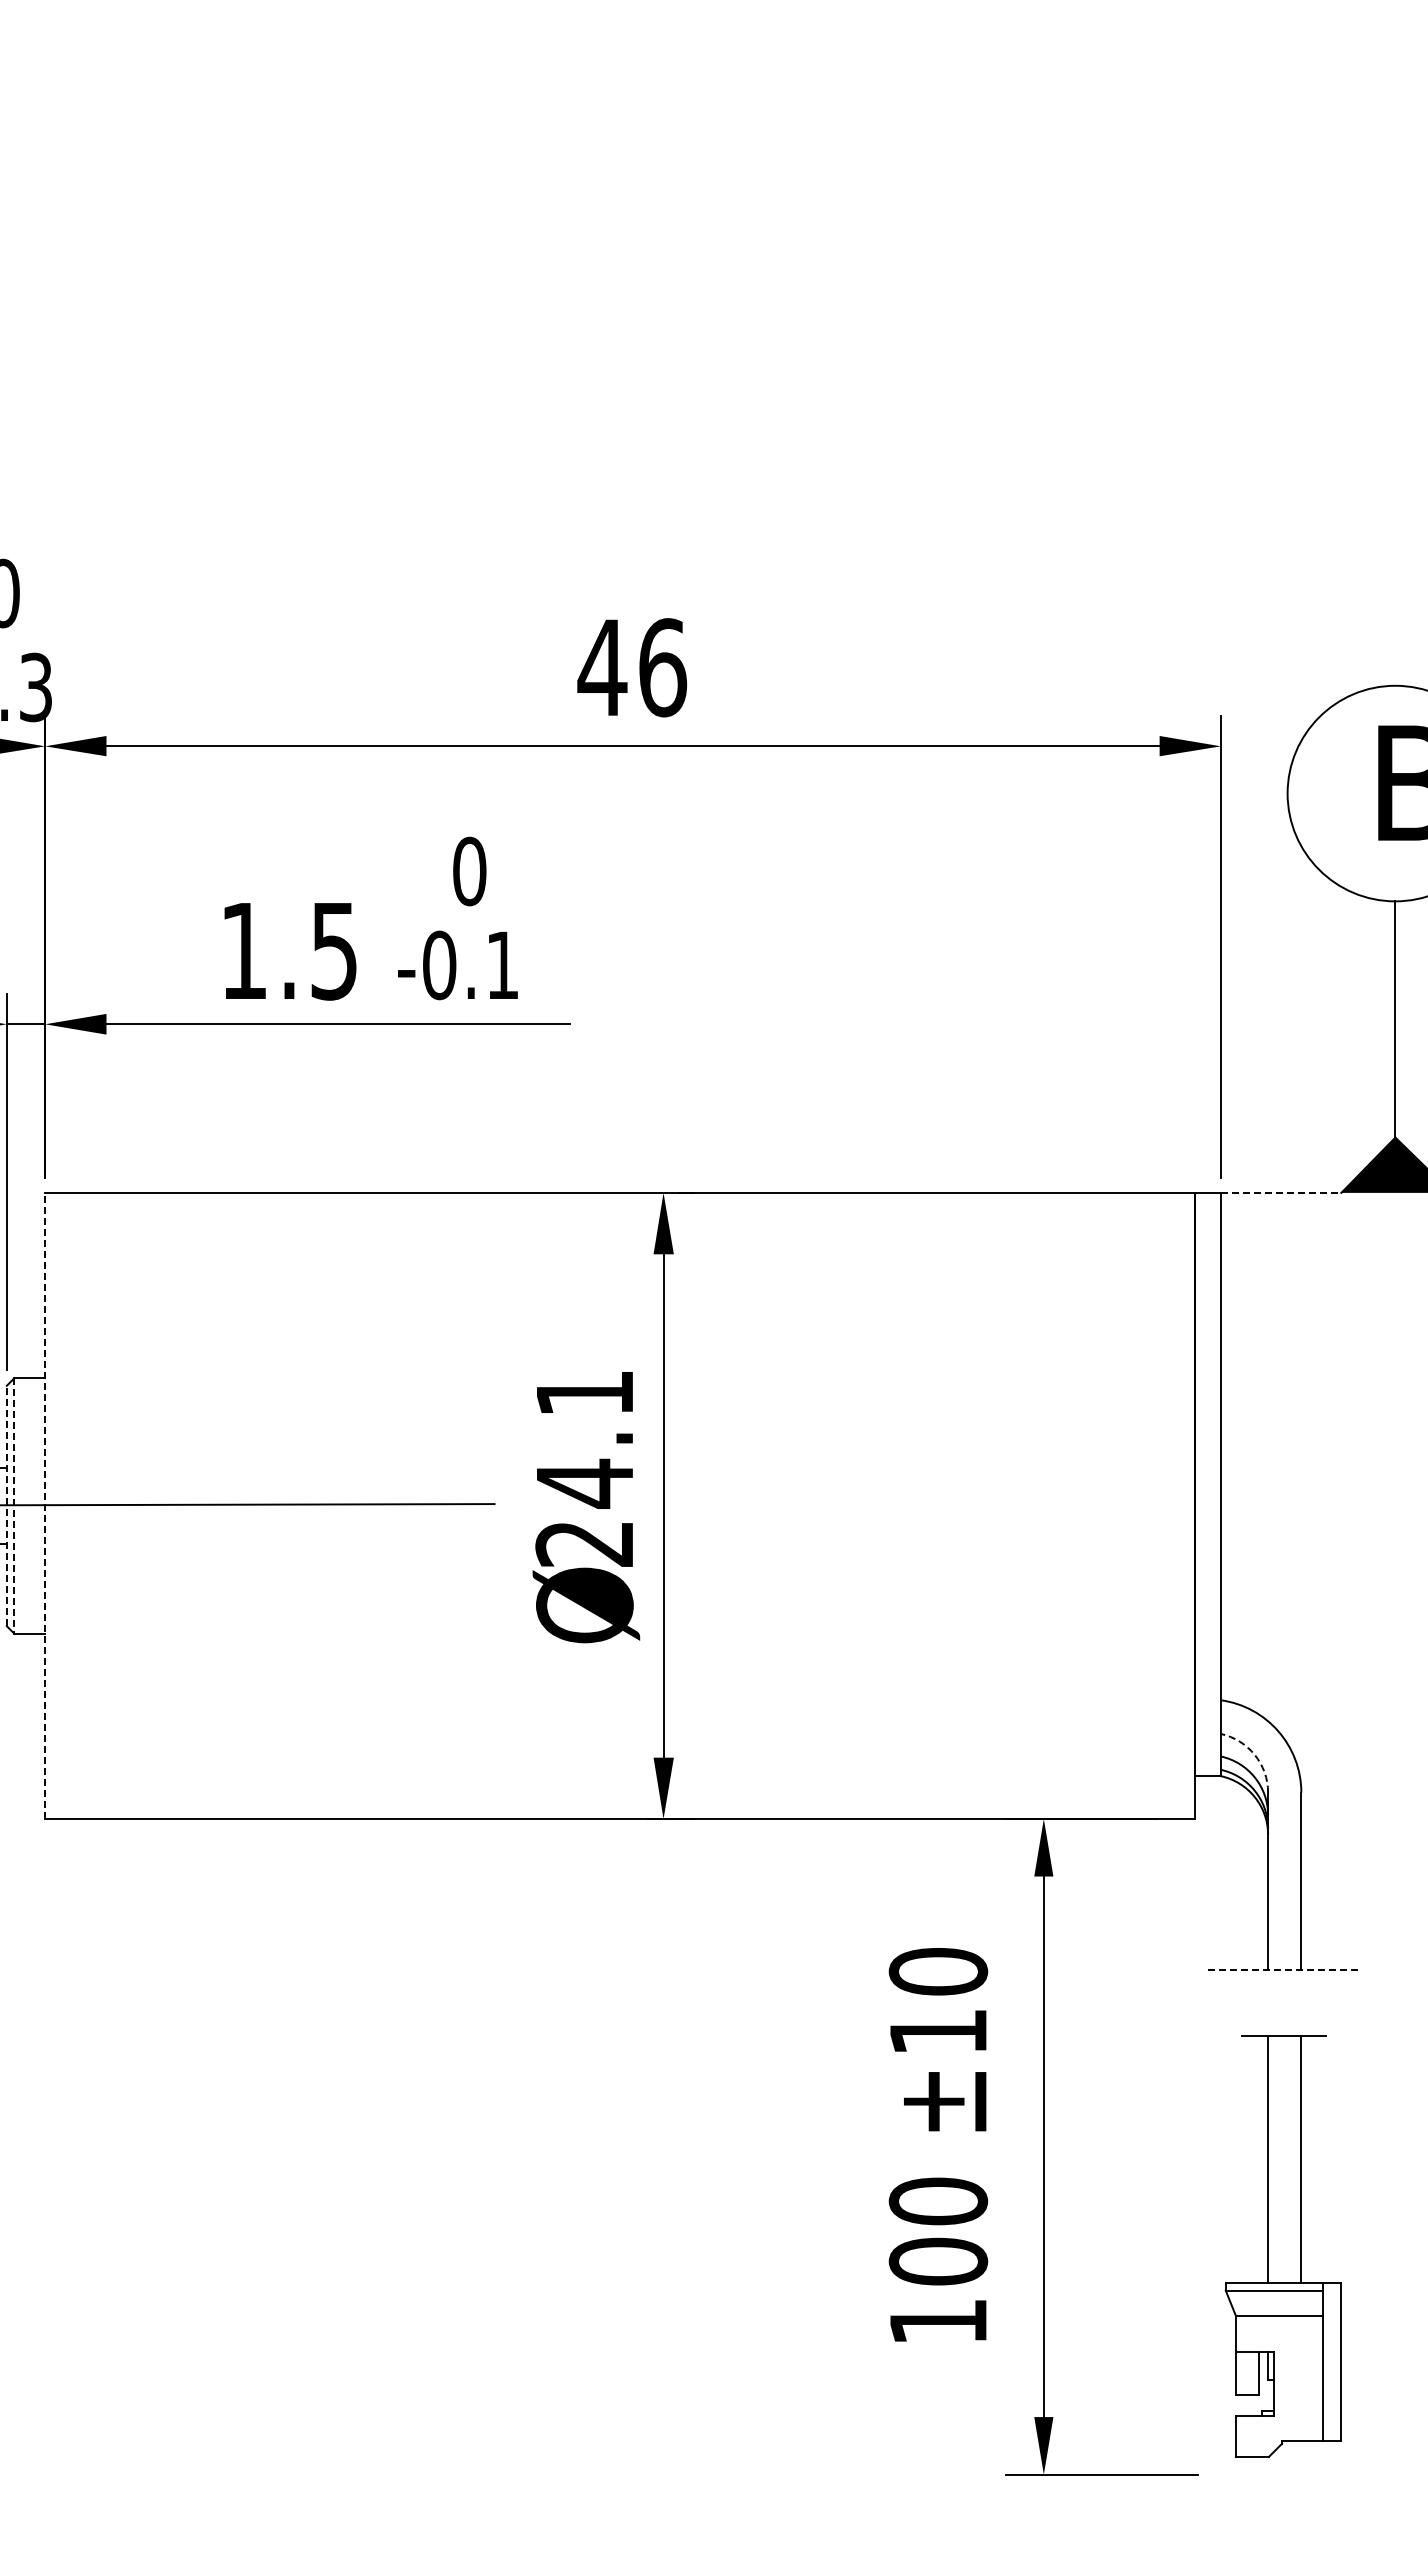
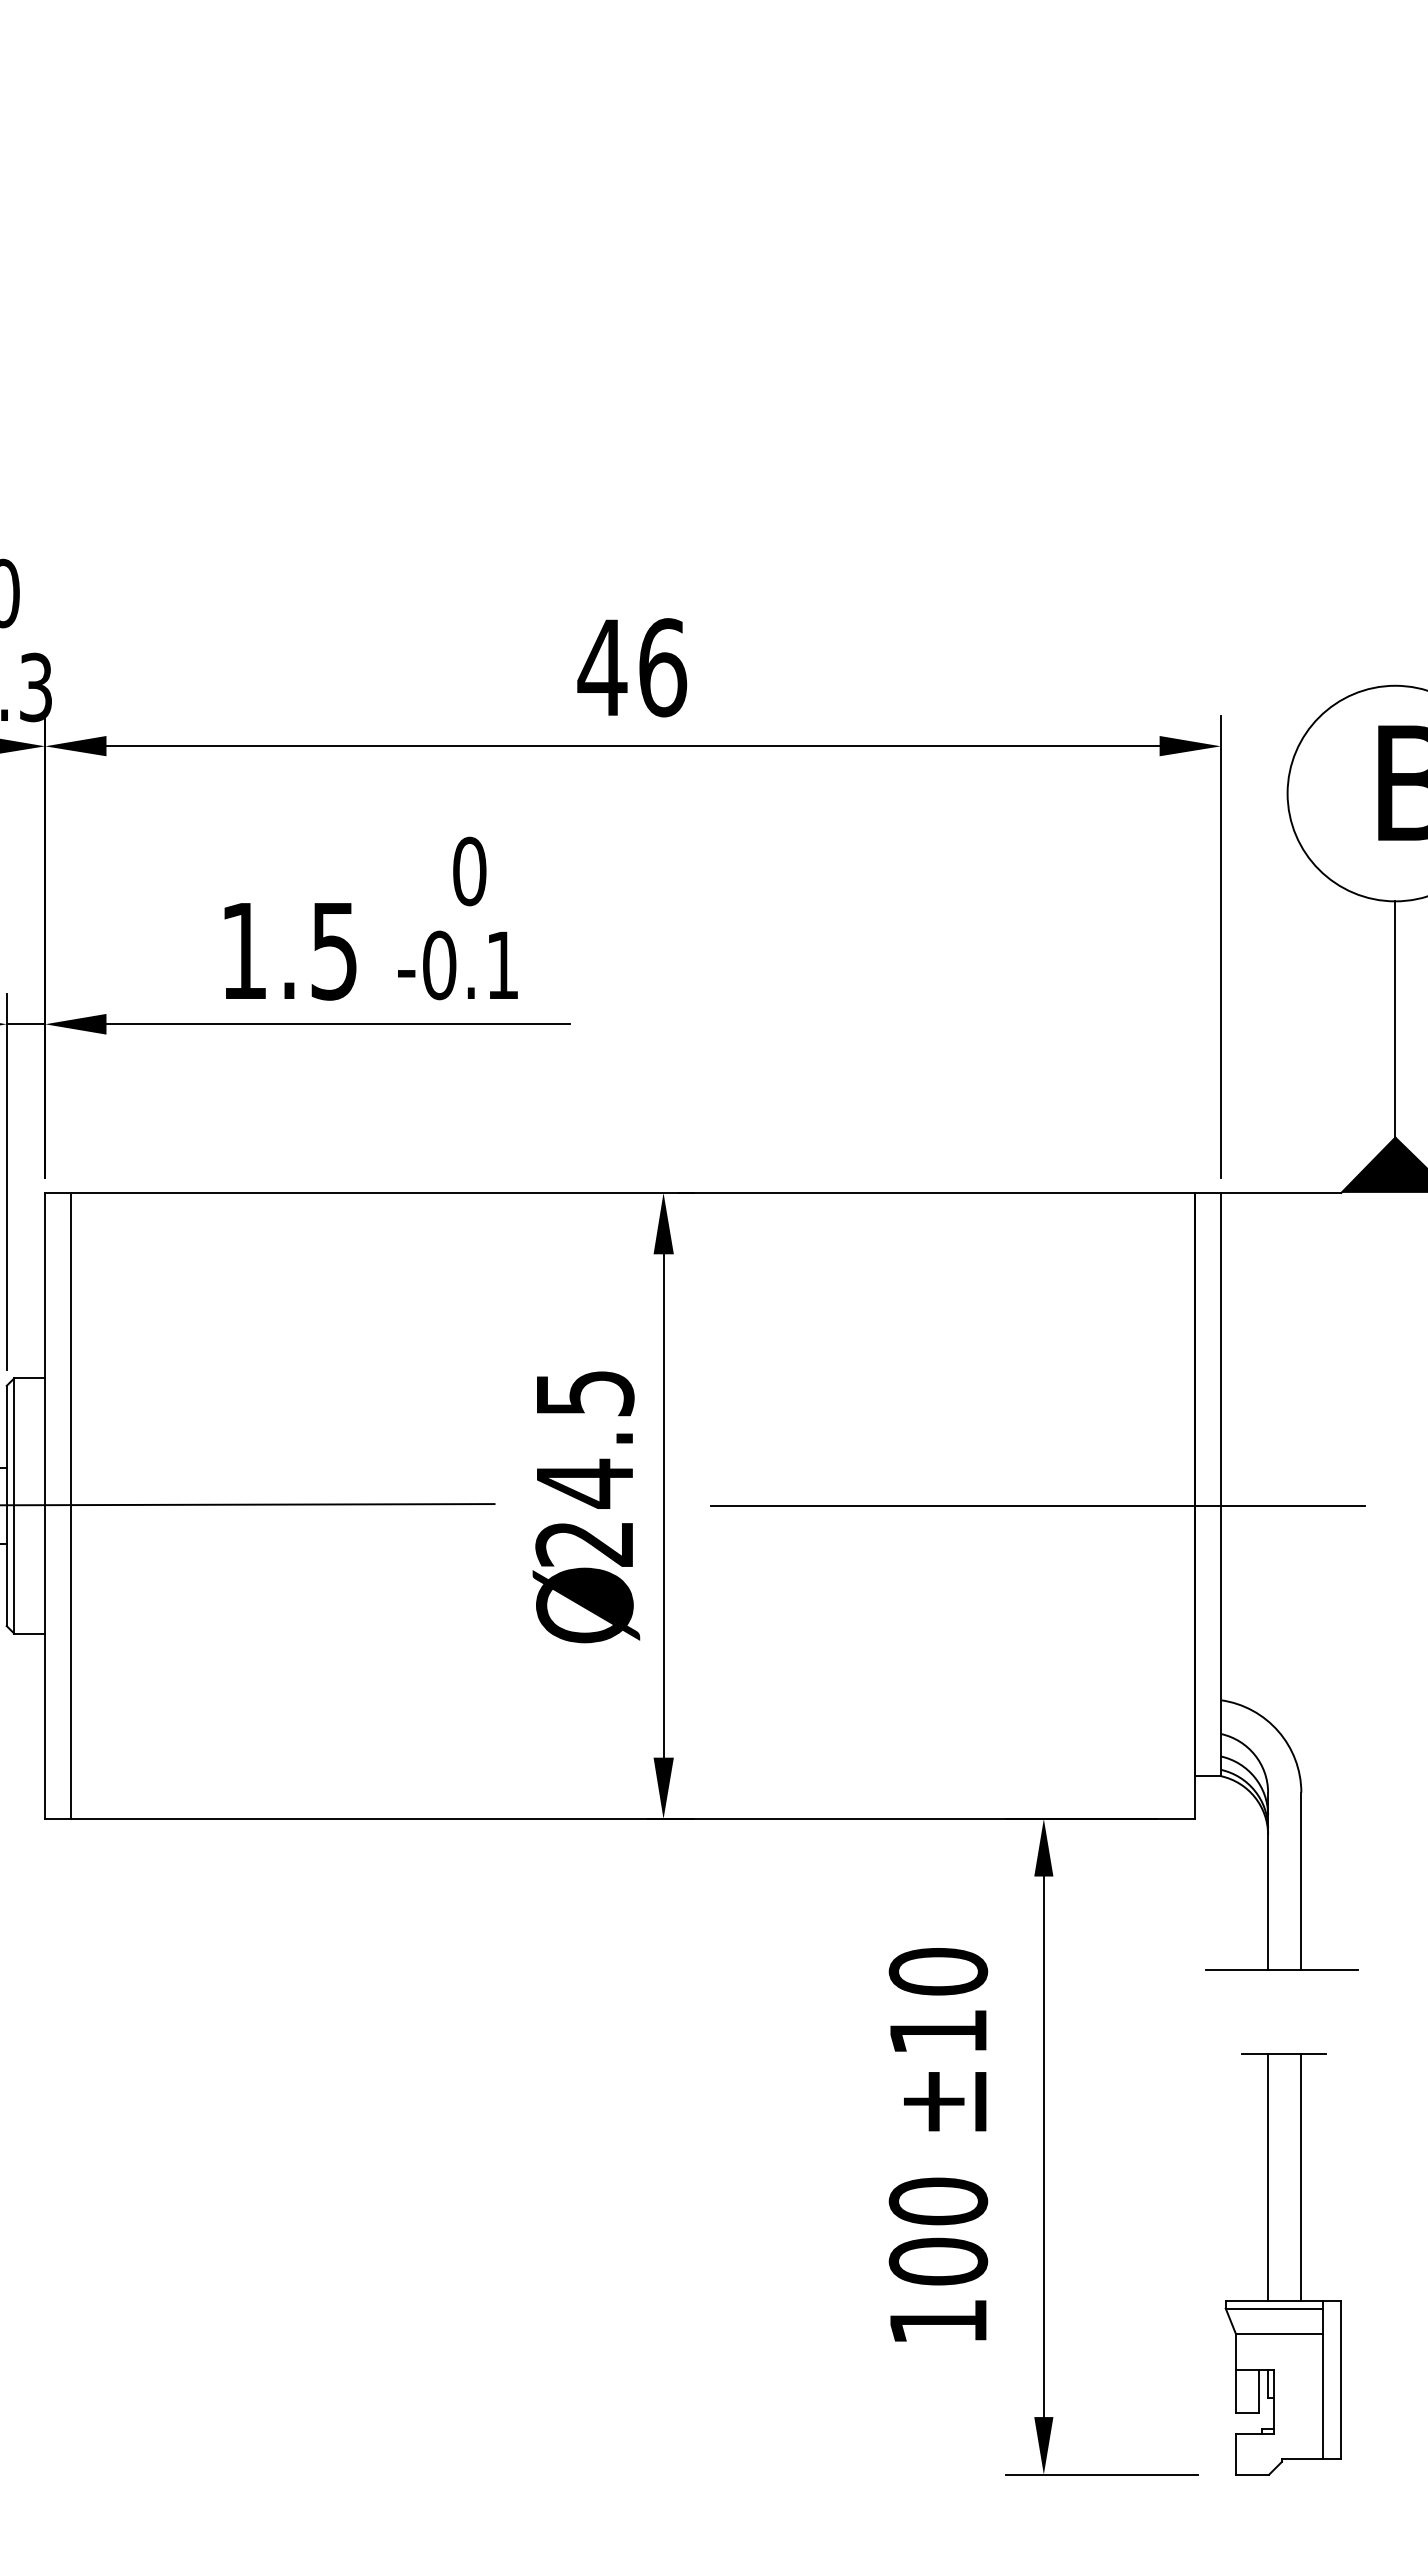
line: dashed -> solid (1281, 1192)
text: 24.1 -> 24.5 (585, 1393)
line: dashed -> solid (6, 1505)
line: dashed -> solid (14, 1505)
line: dashed -> solid (45, 1505)
line: none -> present (70, 1505)
line: none -> present (1037, 1505)
arc: dashed -> solid (1254, 1754)
line: dashed -> solid (1282, 1969)
part position: (1282, 2246) -> (1282, 2264) (1282, 2264)
